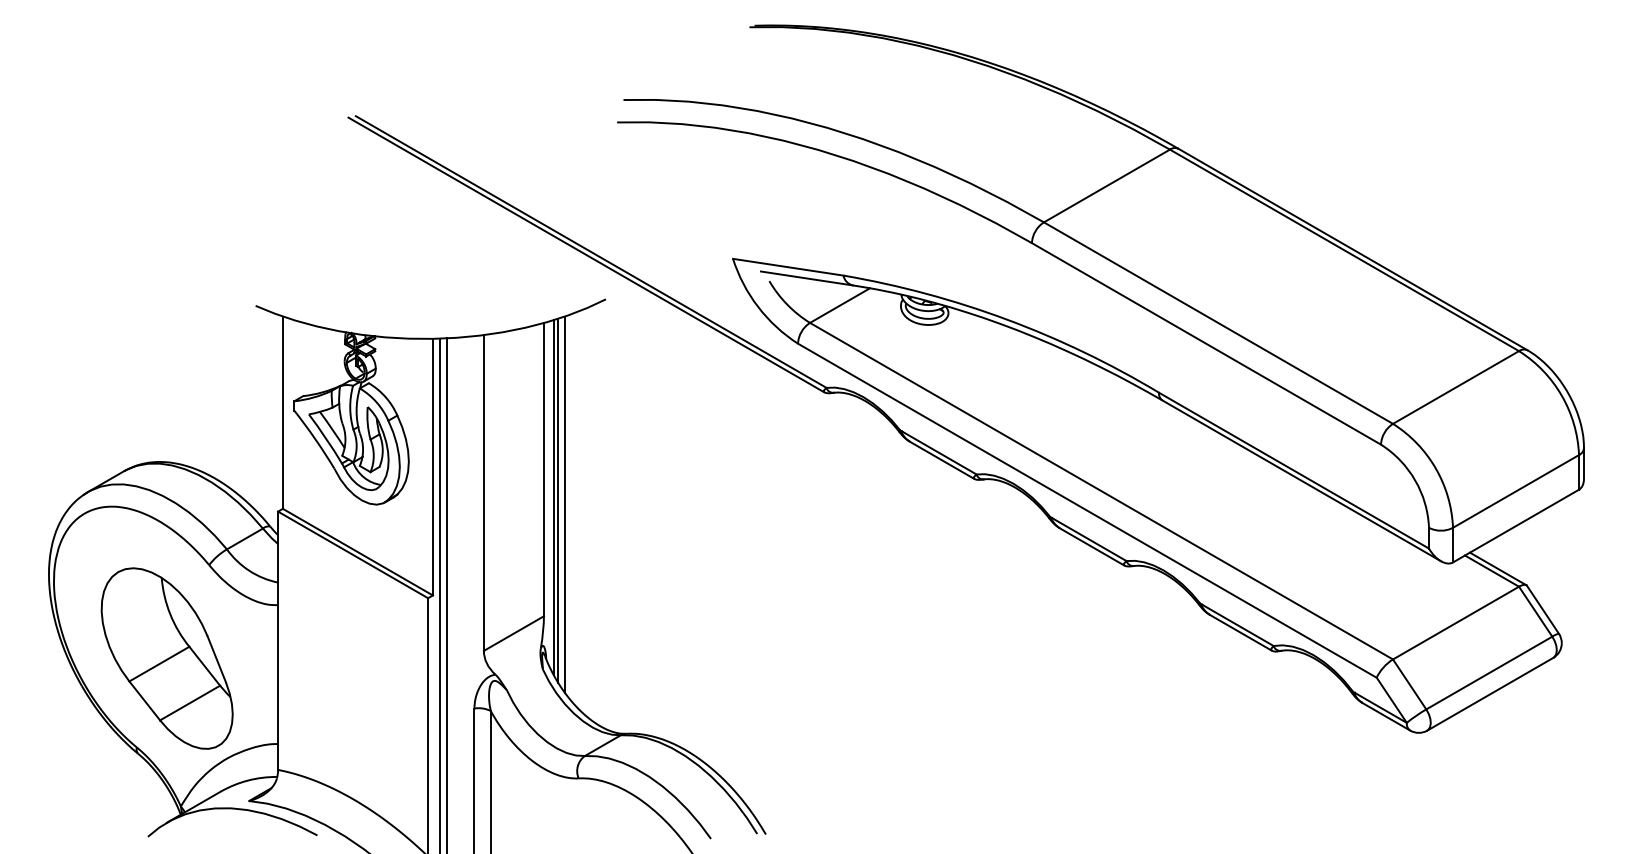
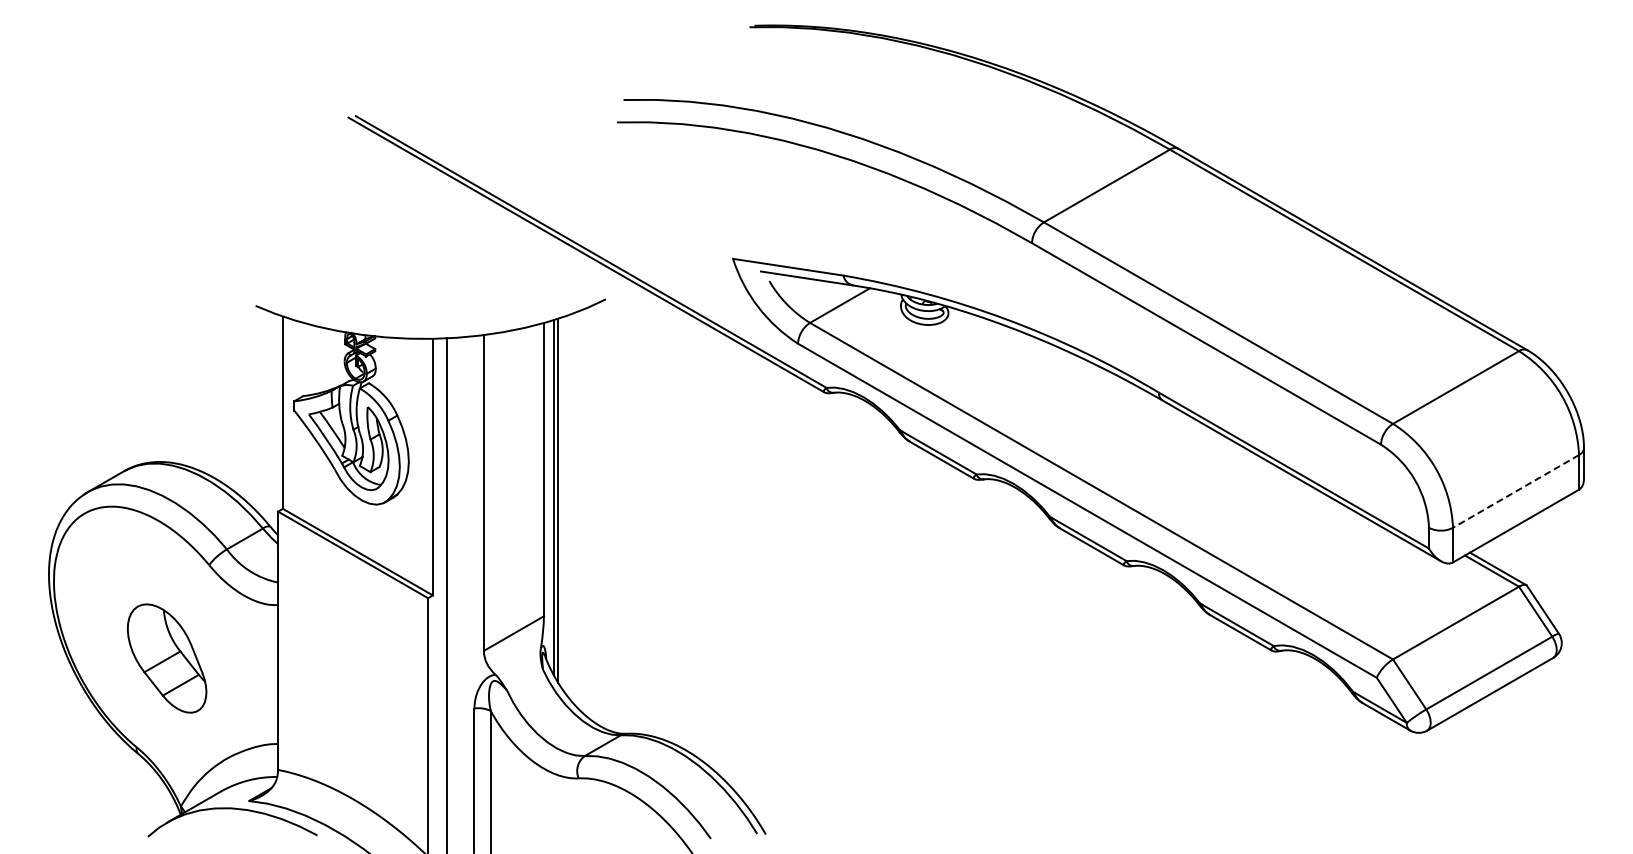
line: solid -> dashed (1516, 491)
line: present -> none (564, 504)
line: present -> none (439, 594)
part size: 134x183 px -> 82x111 px (166, 658)
